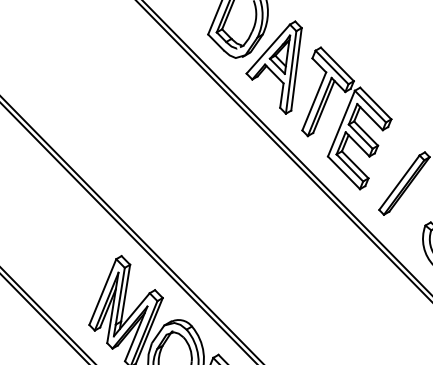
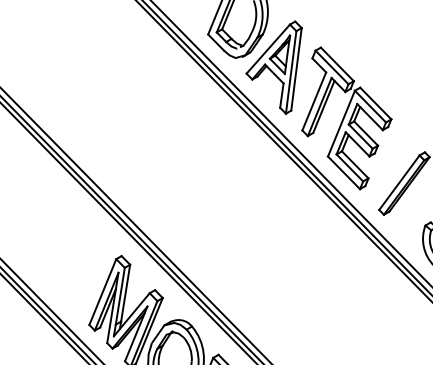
line: none -> present (290, 143)
line: none -> present (135, 225)
line: none -> present (51, 310)
